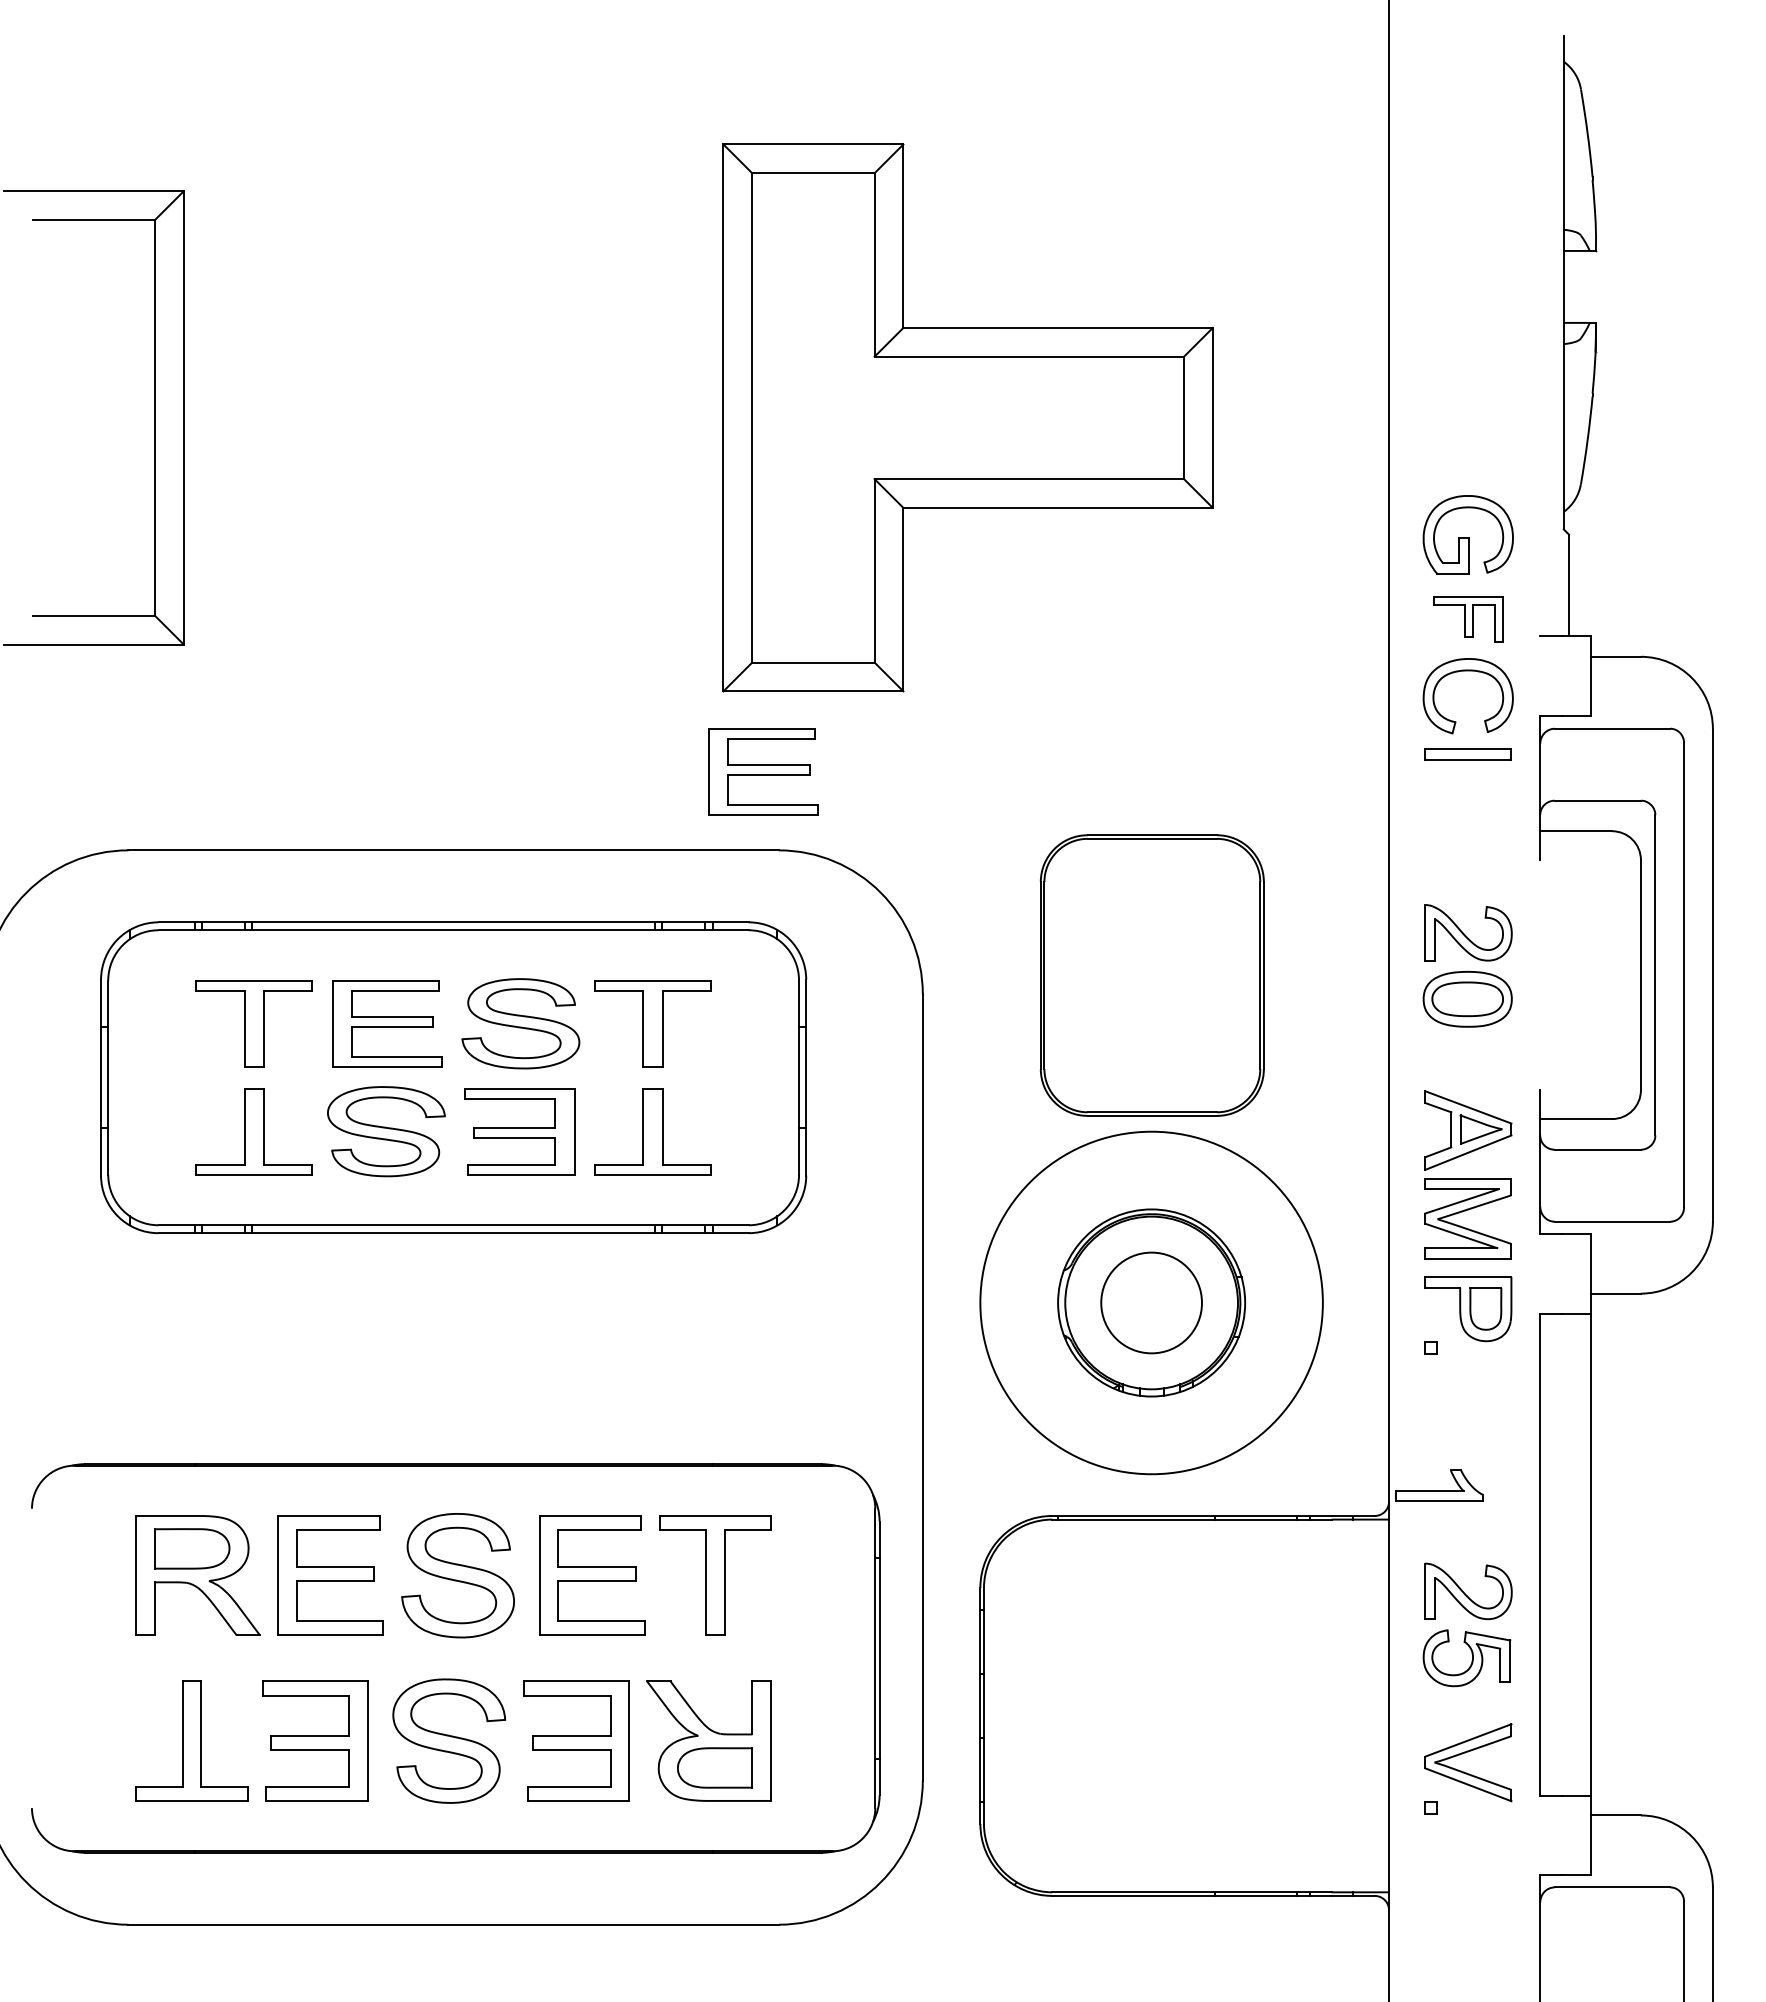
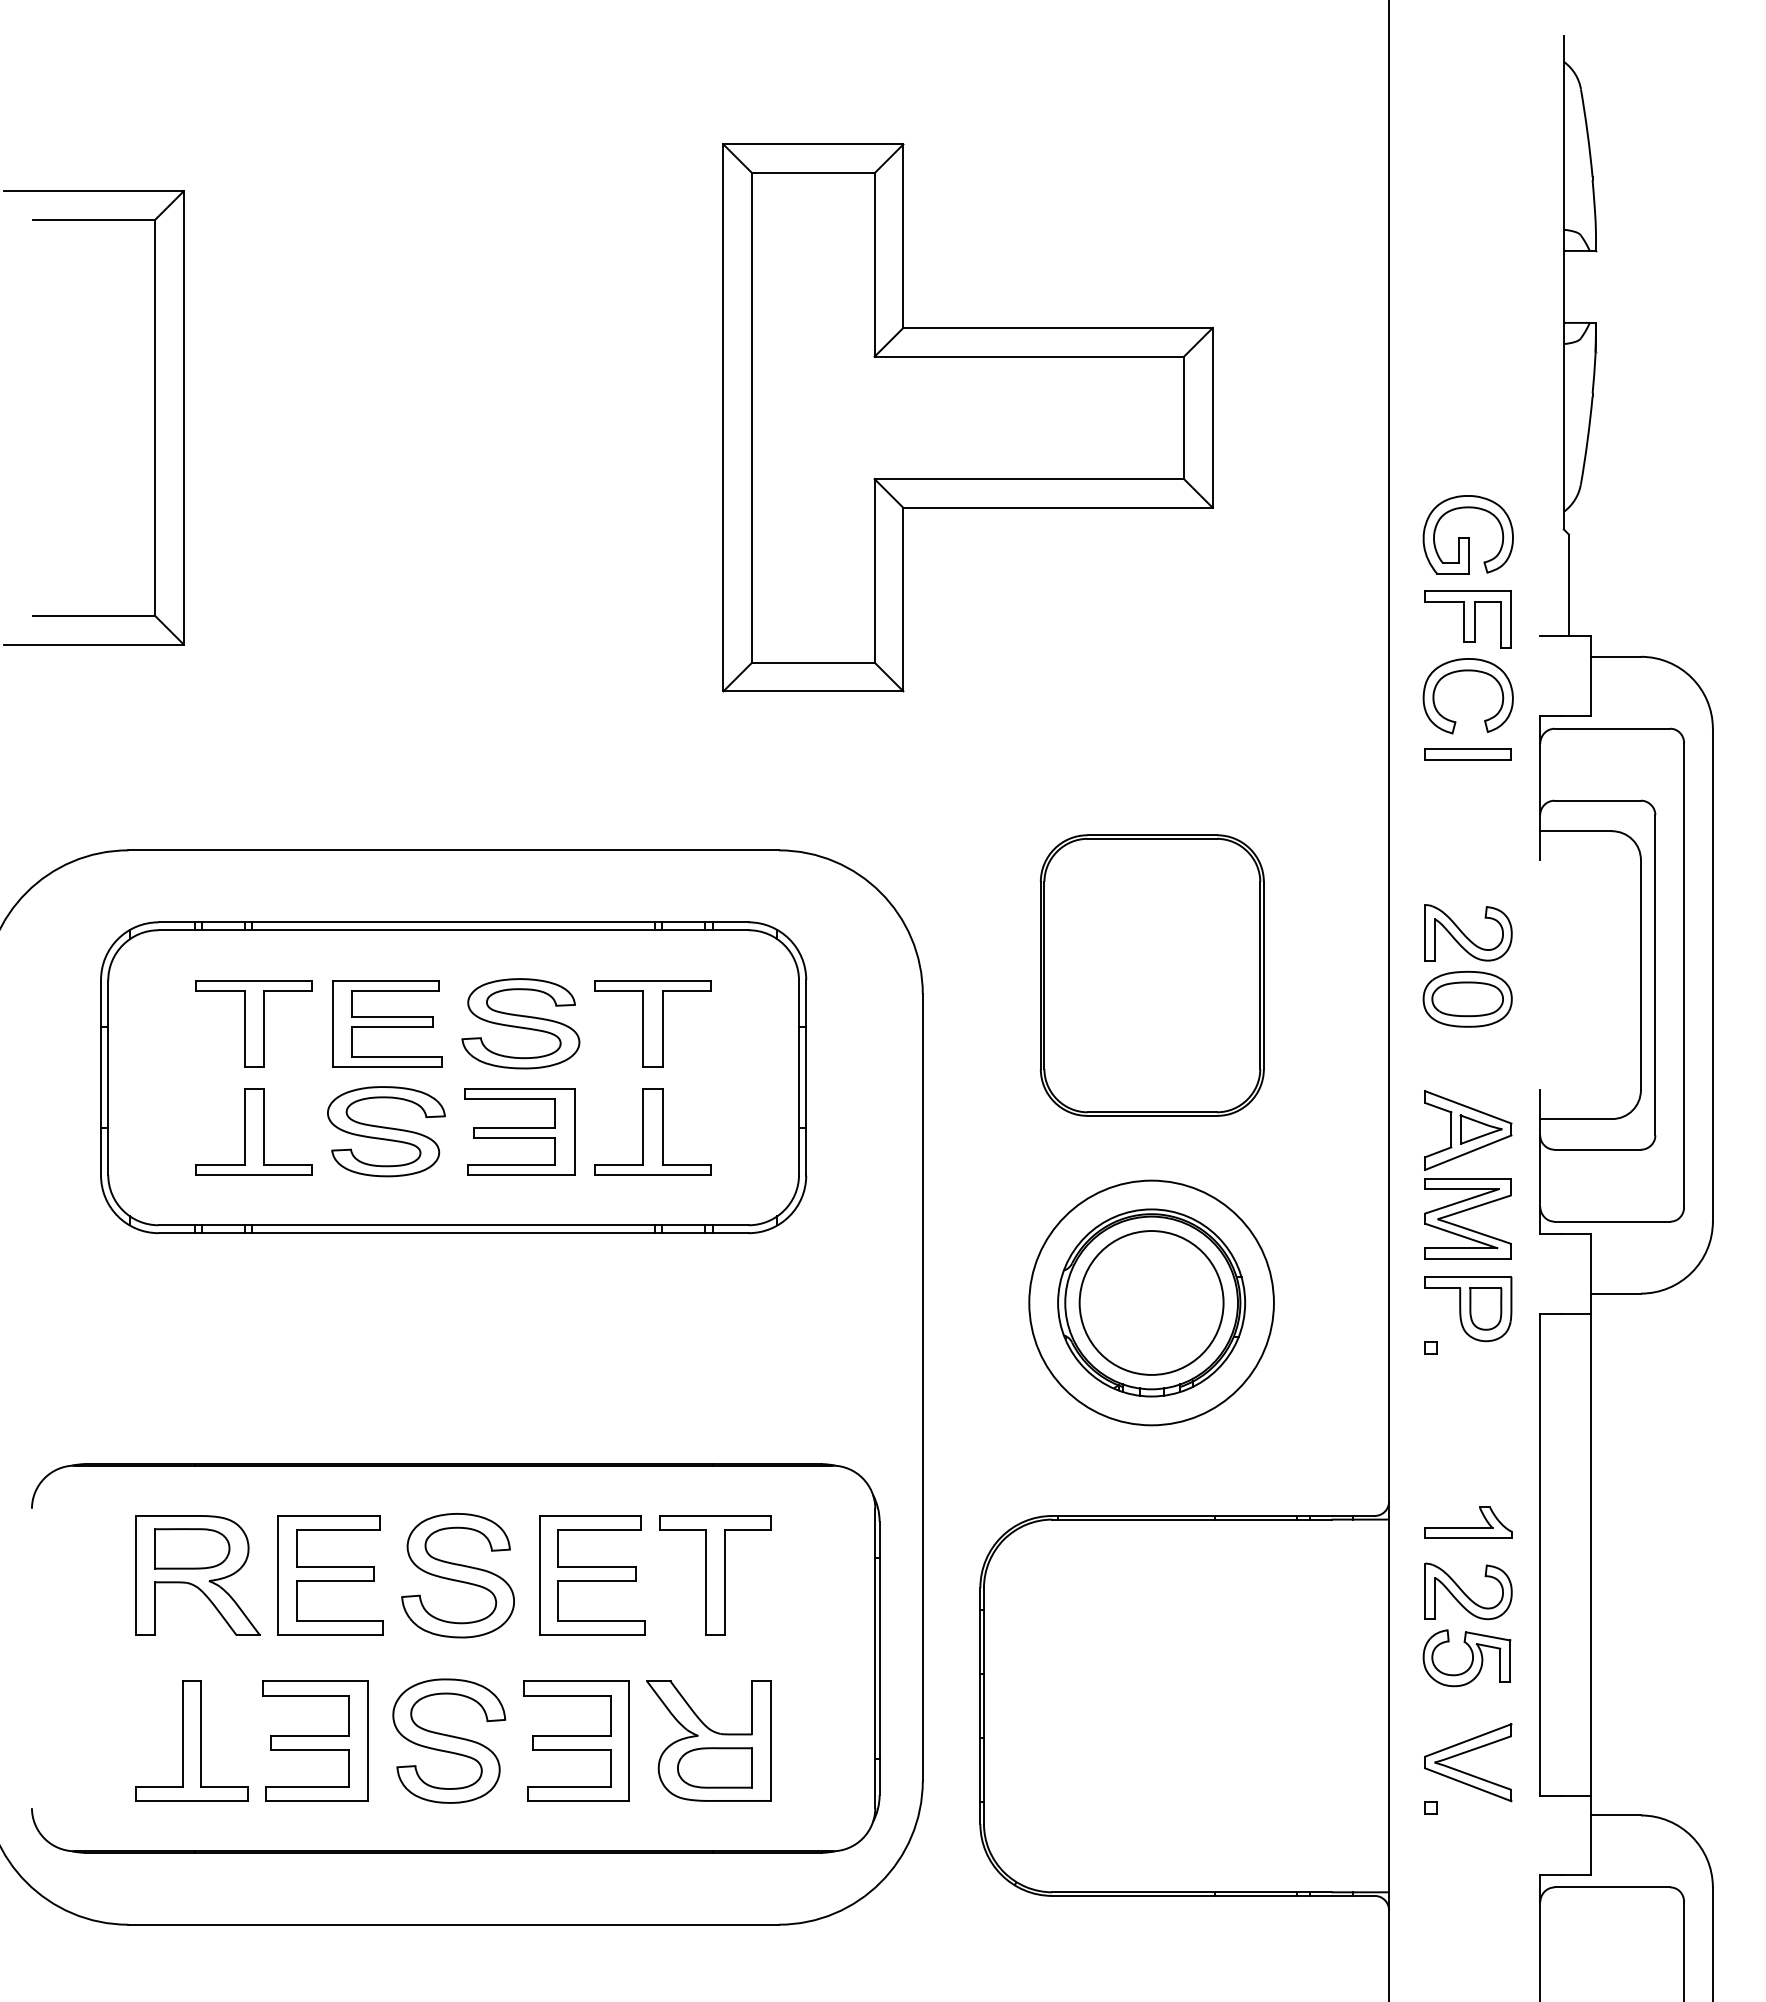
part size: 71x47 px -> 88x59 px (1467, 619)
part: present -> none (763, 771)
circle diameter: 101 px -> 144 px (1151, 1302)
circle diameter: 343 px -> 245 px (1151, 1302)
part position: (1439, 1485) -> (1468, 1522) (1468, 1522)
